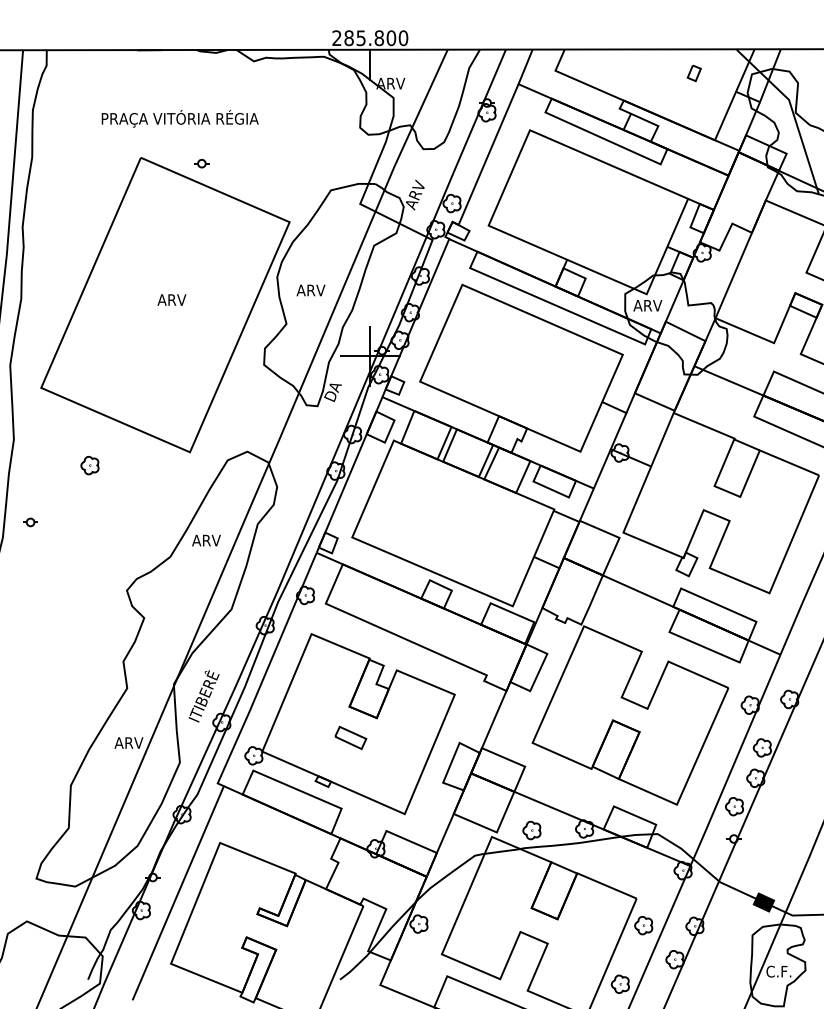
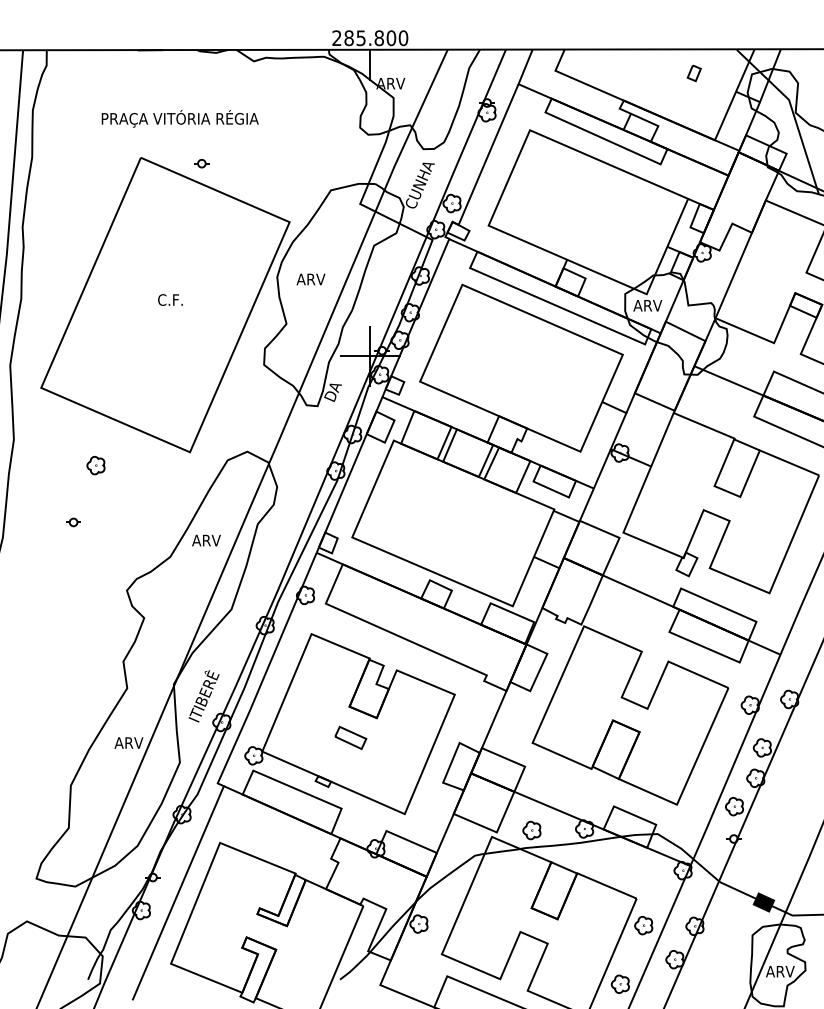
text: ARV -> CUNHA (420, 186)
text position: (310, 290) -> (310, 279) (310, 279)
text: ARV -> C.F. (171, 299)
part position: (89, 465) -> (95, 465) (95, 465)
part position: (30, 522) -> (73, 522) (73, 522)
text: C.F. -> ARV (780, 971)
